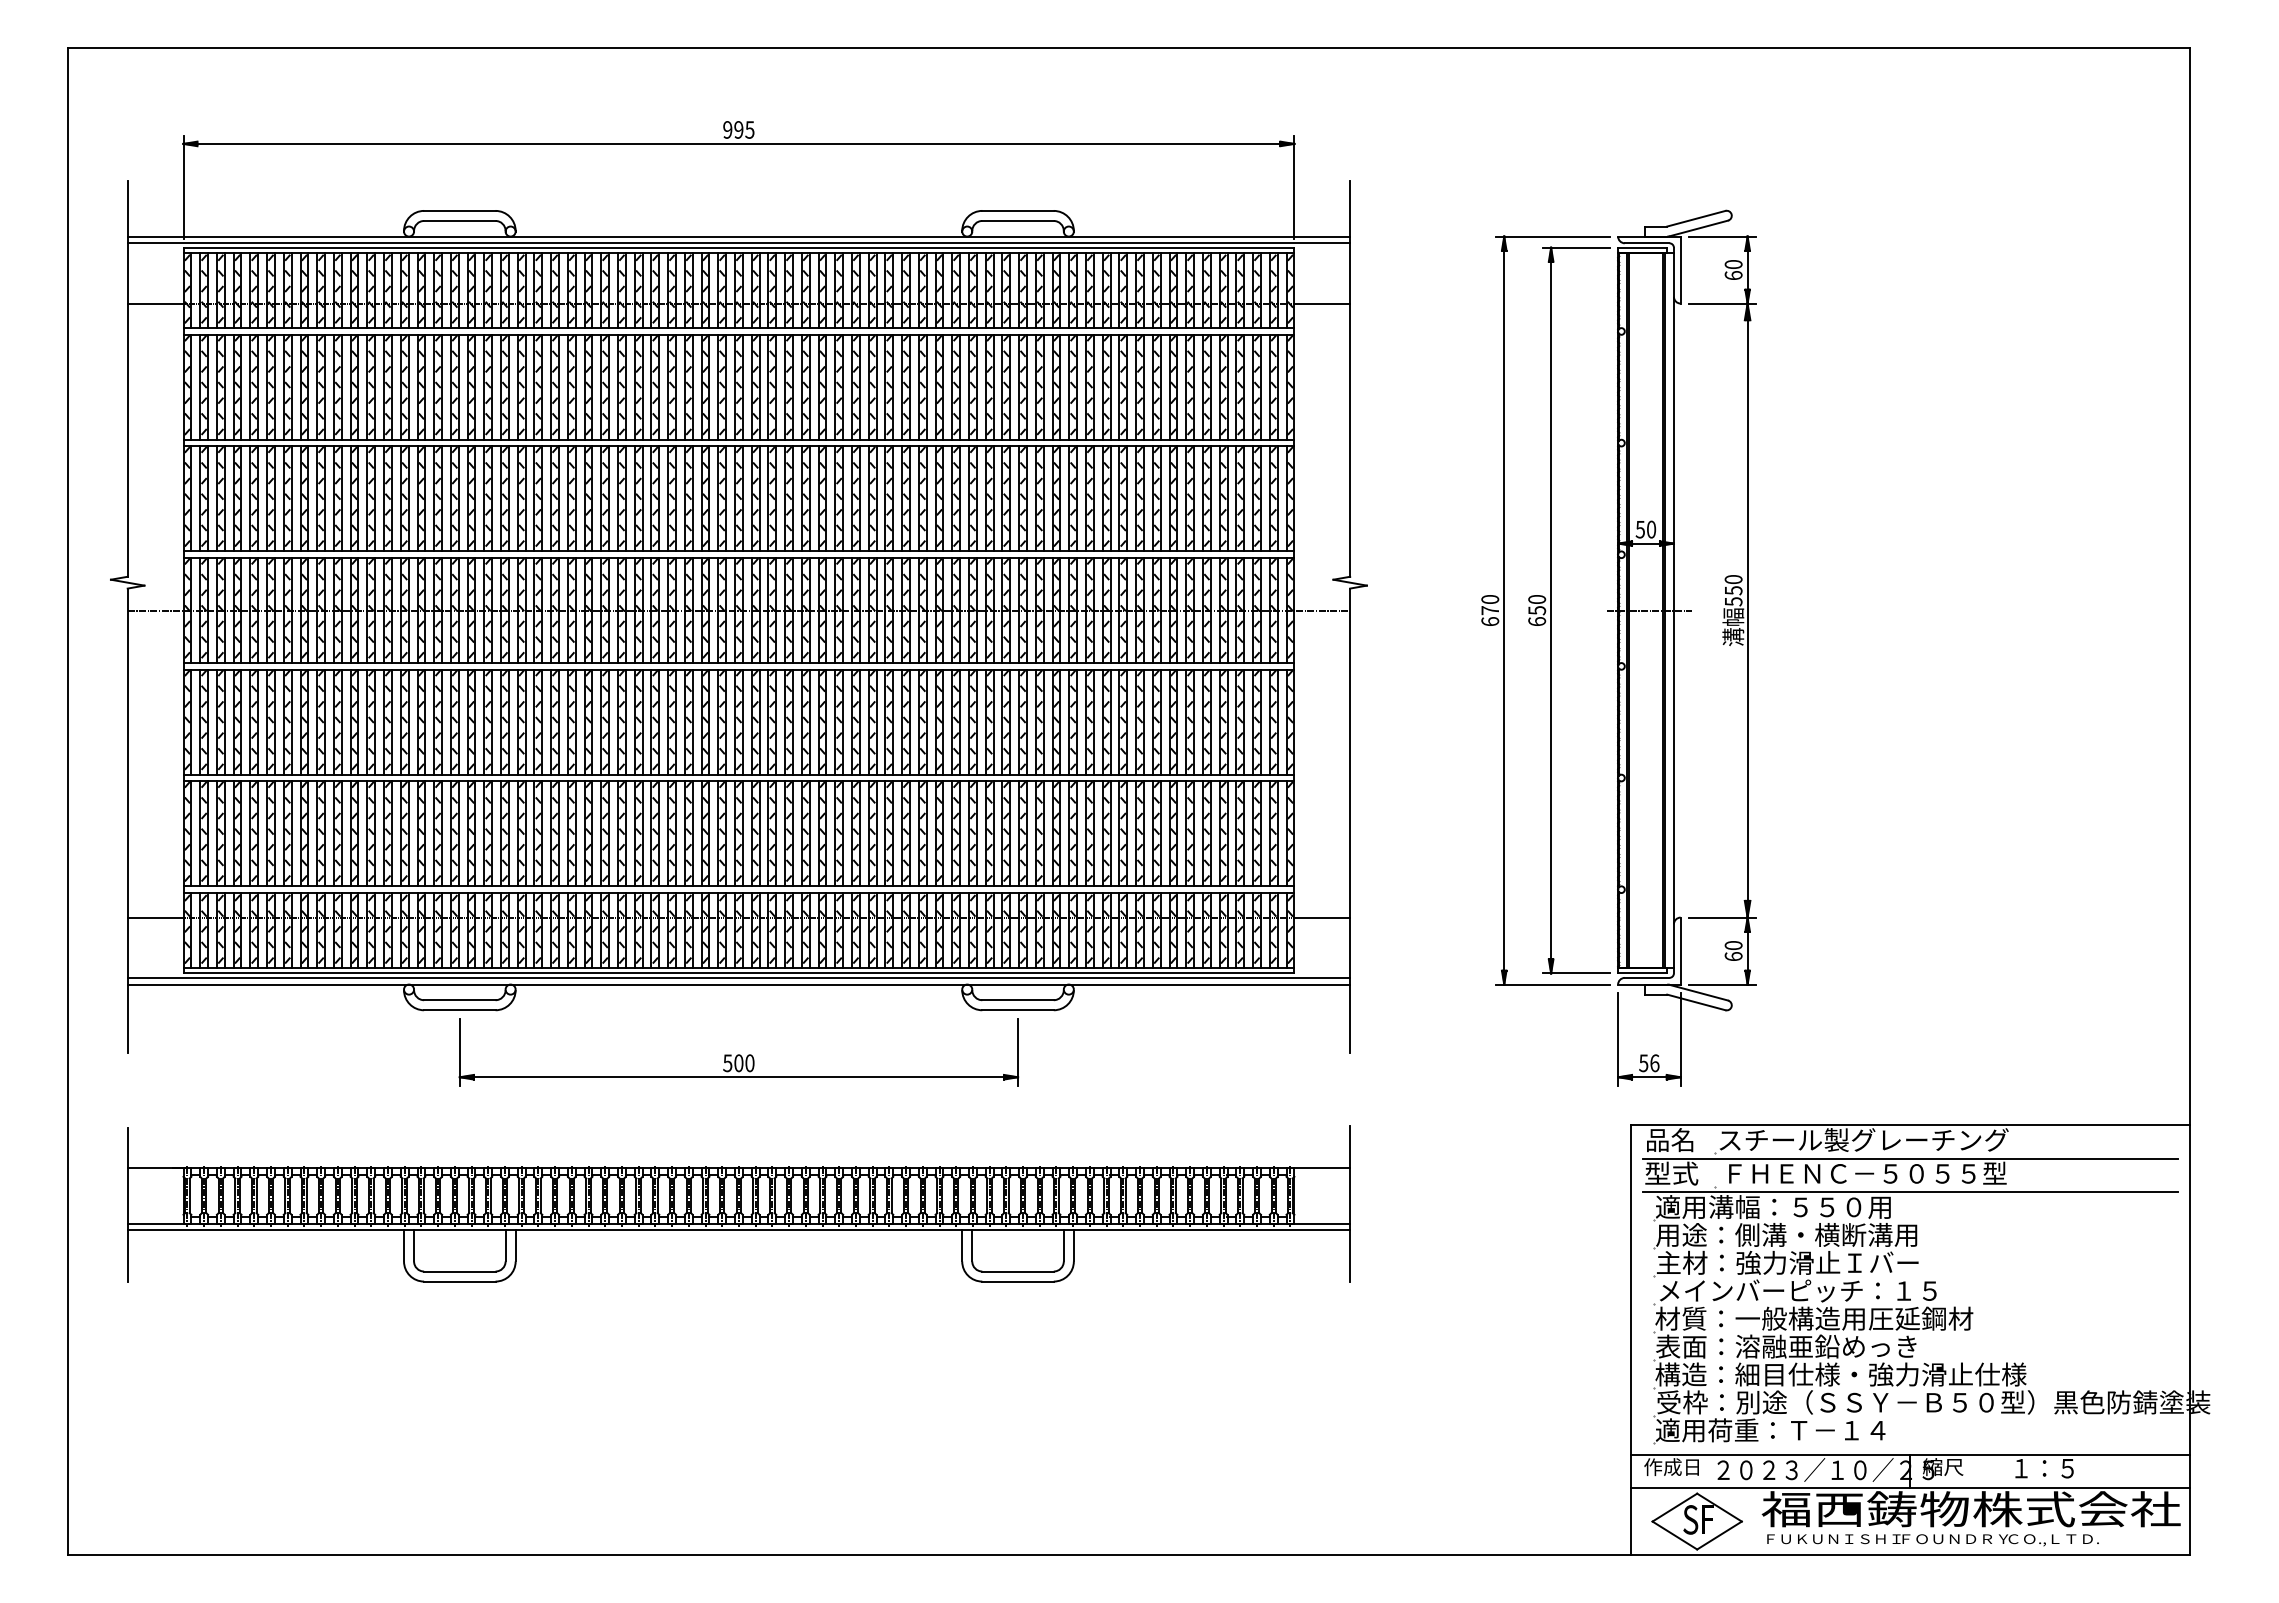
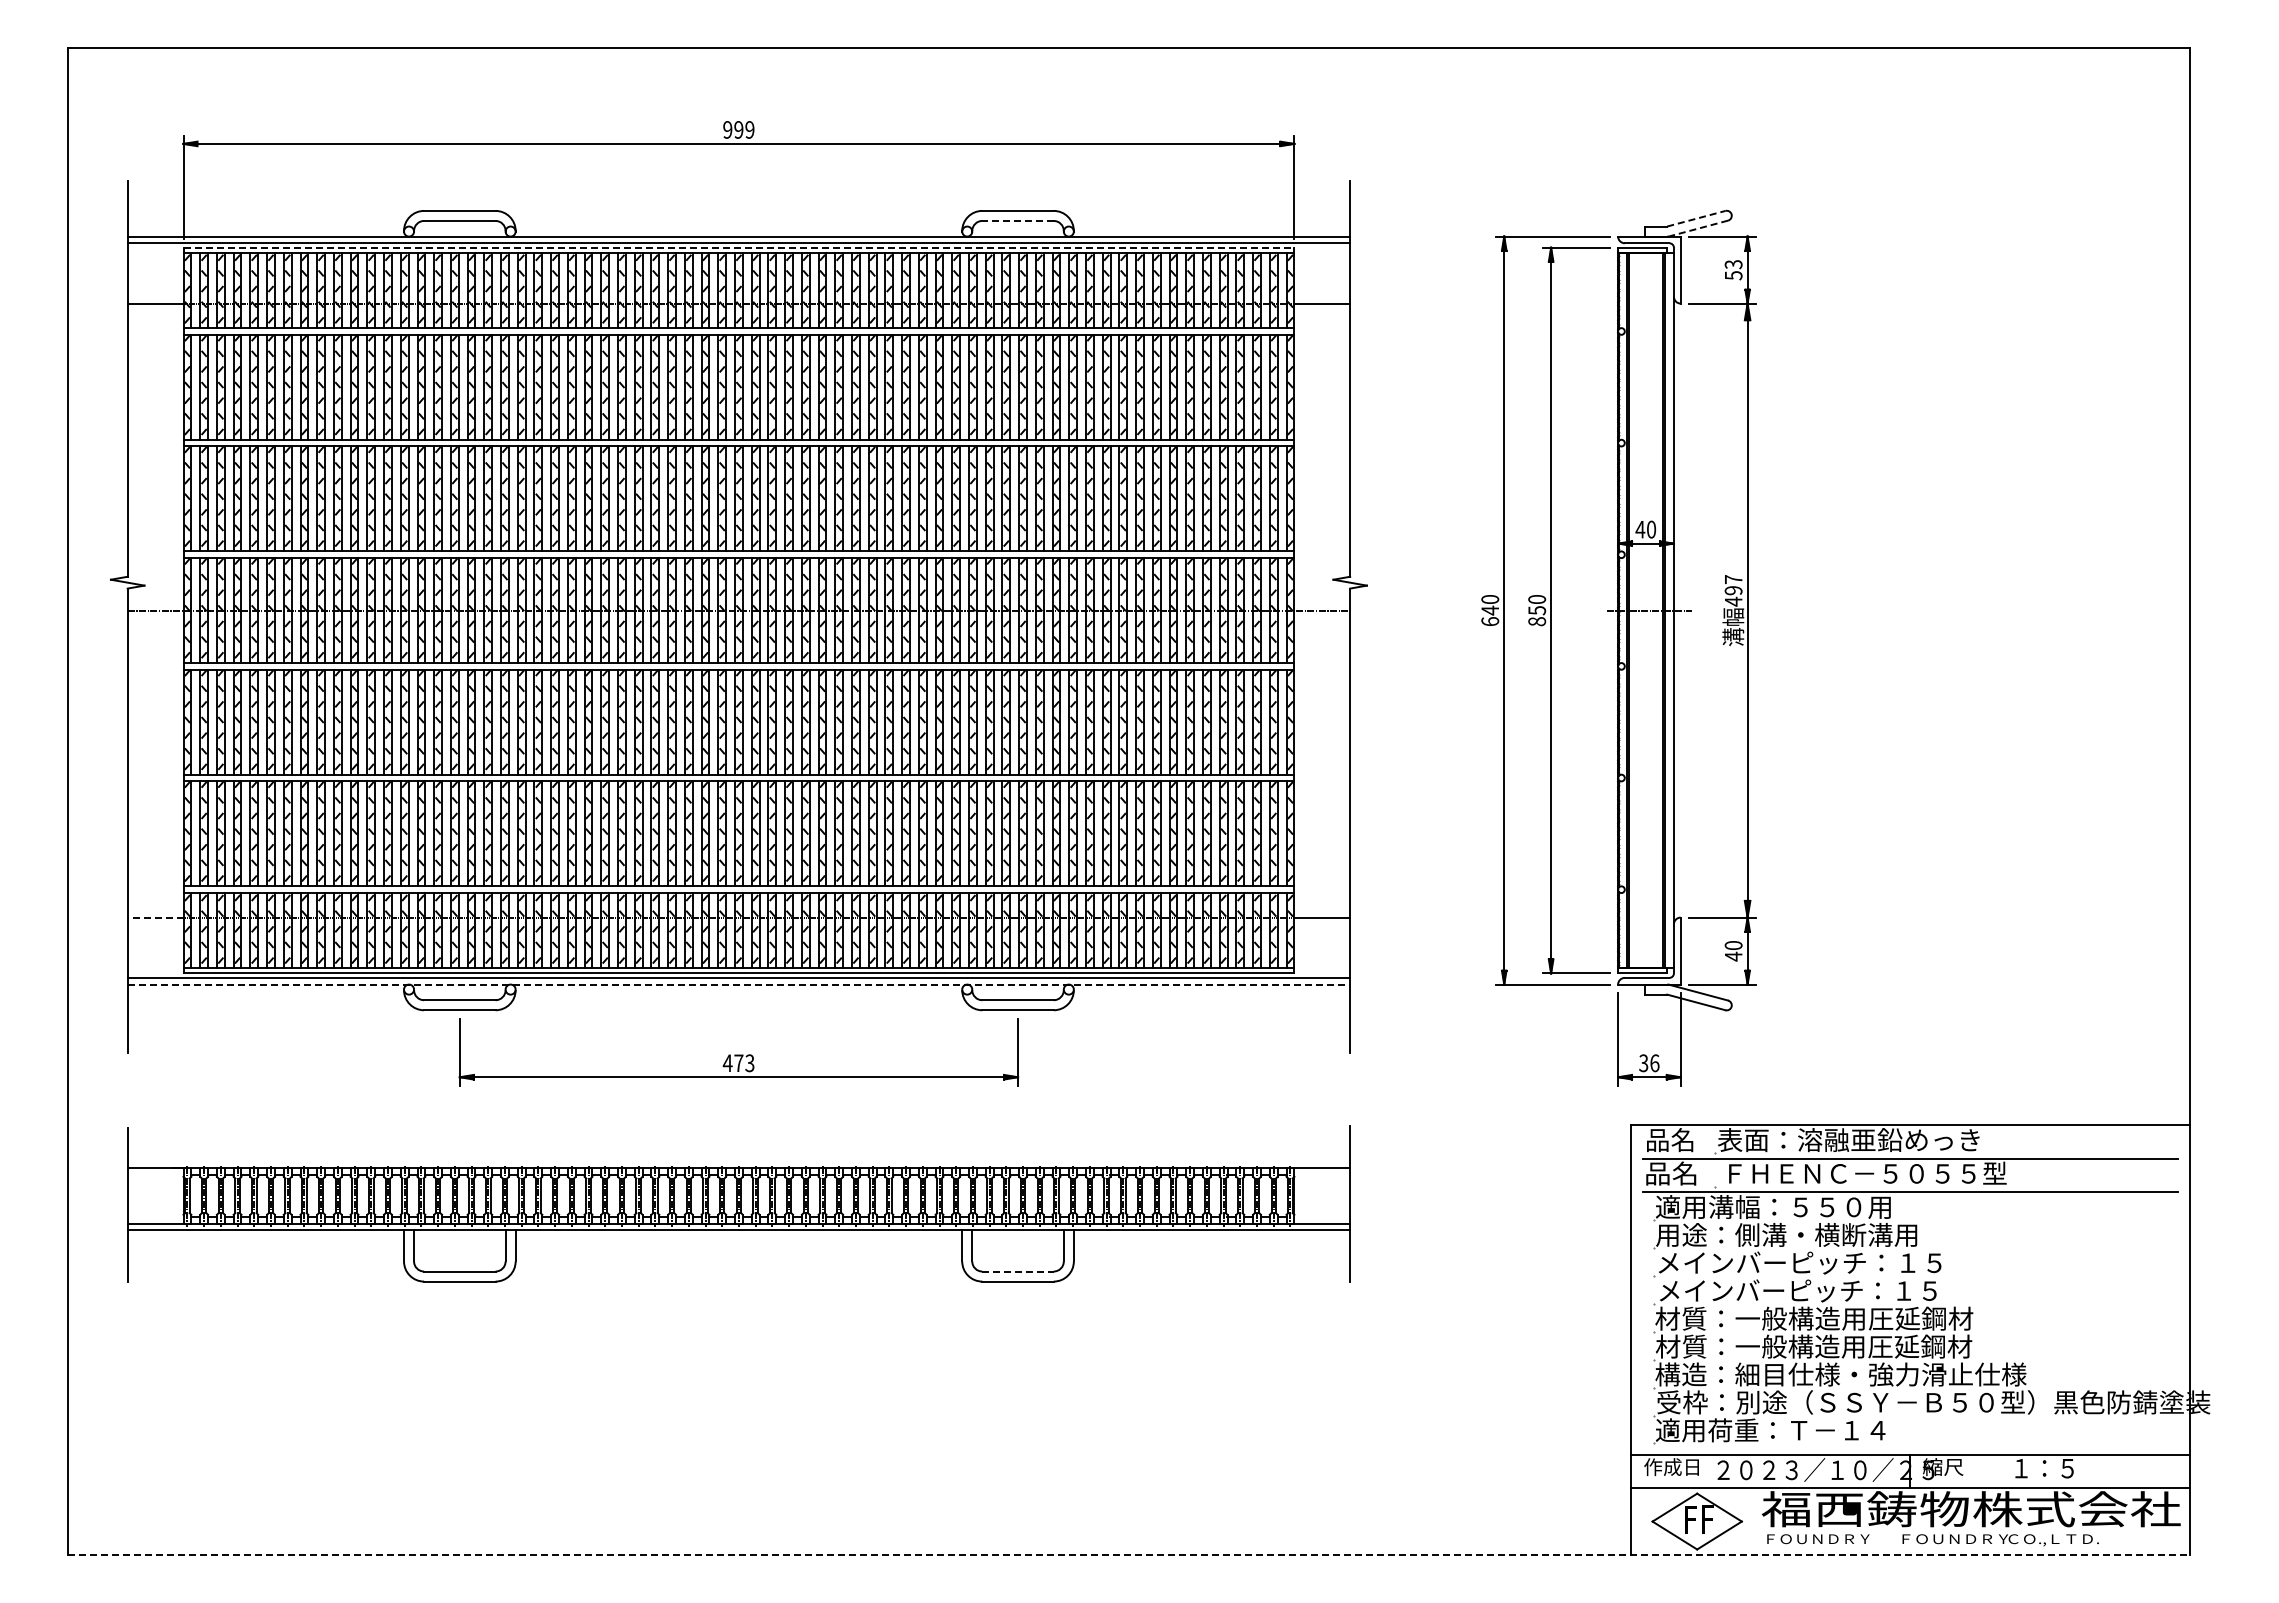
text: 995 -> 999 (749, 129)
line: solid -> dashed (1696, 218)
line: solid -> dashed (1018, 220)
line: solid -> dashed (1698, 228)
line: solid -> dashed (739, 247)
text: 60 -> 53 (1733, 270)
text: 50 -> 40 (1640, 529)
text: 550 -> 497 (1733, 590)
text: 670 -> 640 (1489, 610)
text: 650 -> 850 (1536, 621)
line: solid -> dashed (155, 917)
text: 60 -> 40 (1733, 956)
line: solid -> dashed (739, 984)
text: 56 -> 36 (1643, 1062)
text: 500 -> 473 (738, 1063)
text: スチール製グレーチング -> 表面：溶融亜鉛めっき (1863, 1140)
text: 型式 -> 品名 (1671, 1173)
text: 主材：強力滑止Ｉバー -> メインバーピッチ：１５ (1799, 1262)
line: solid -> dashed (1018, 1271)
text: 表面：溶融亜鉛めっき -> 材質：一般構造用圧延鋼材 (1814, 1346)
text: S -> F (1690, 1519)
text: ＦＵＫＵＮＩＳＨＩ -> ＦＯＵＮＤＲＹ (1840, 1539)
line: solid -> dashed (1128, 1555)
